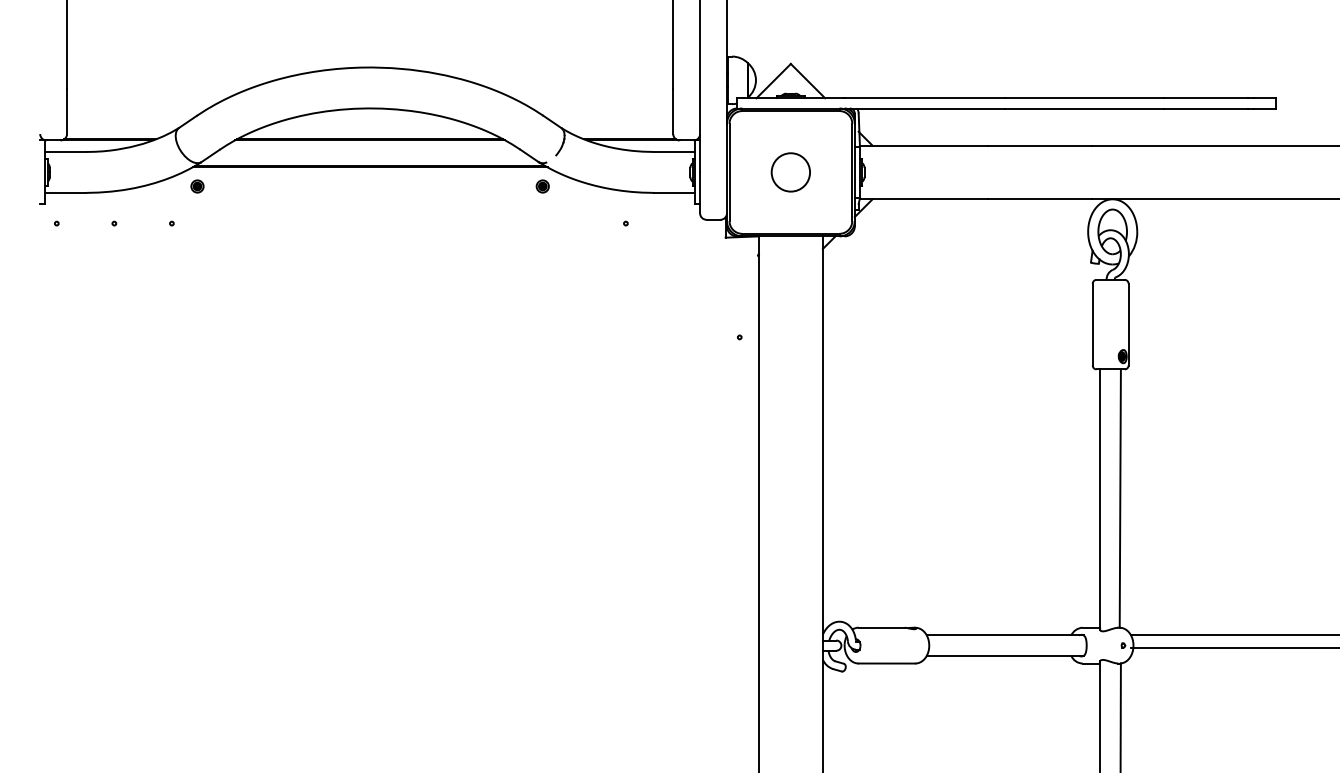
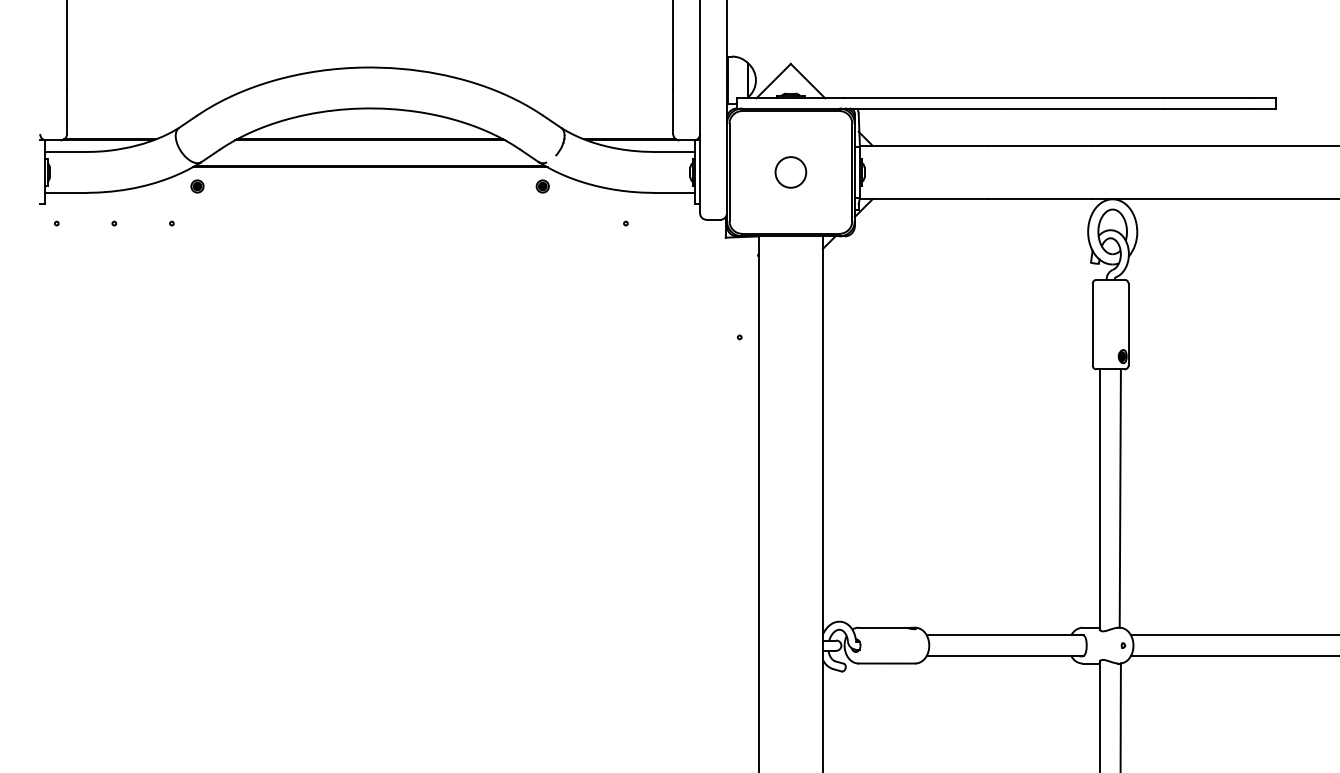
circle size: 41x41 px -> 34x33 px (790, 172)
line position: (1233, 647) -> (1233, 655) (1233, 655)
